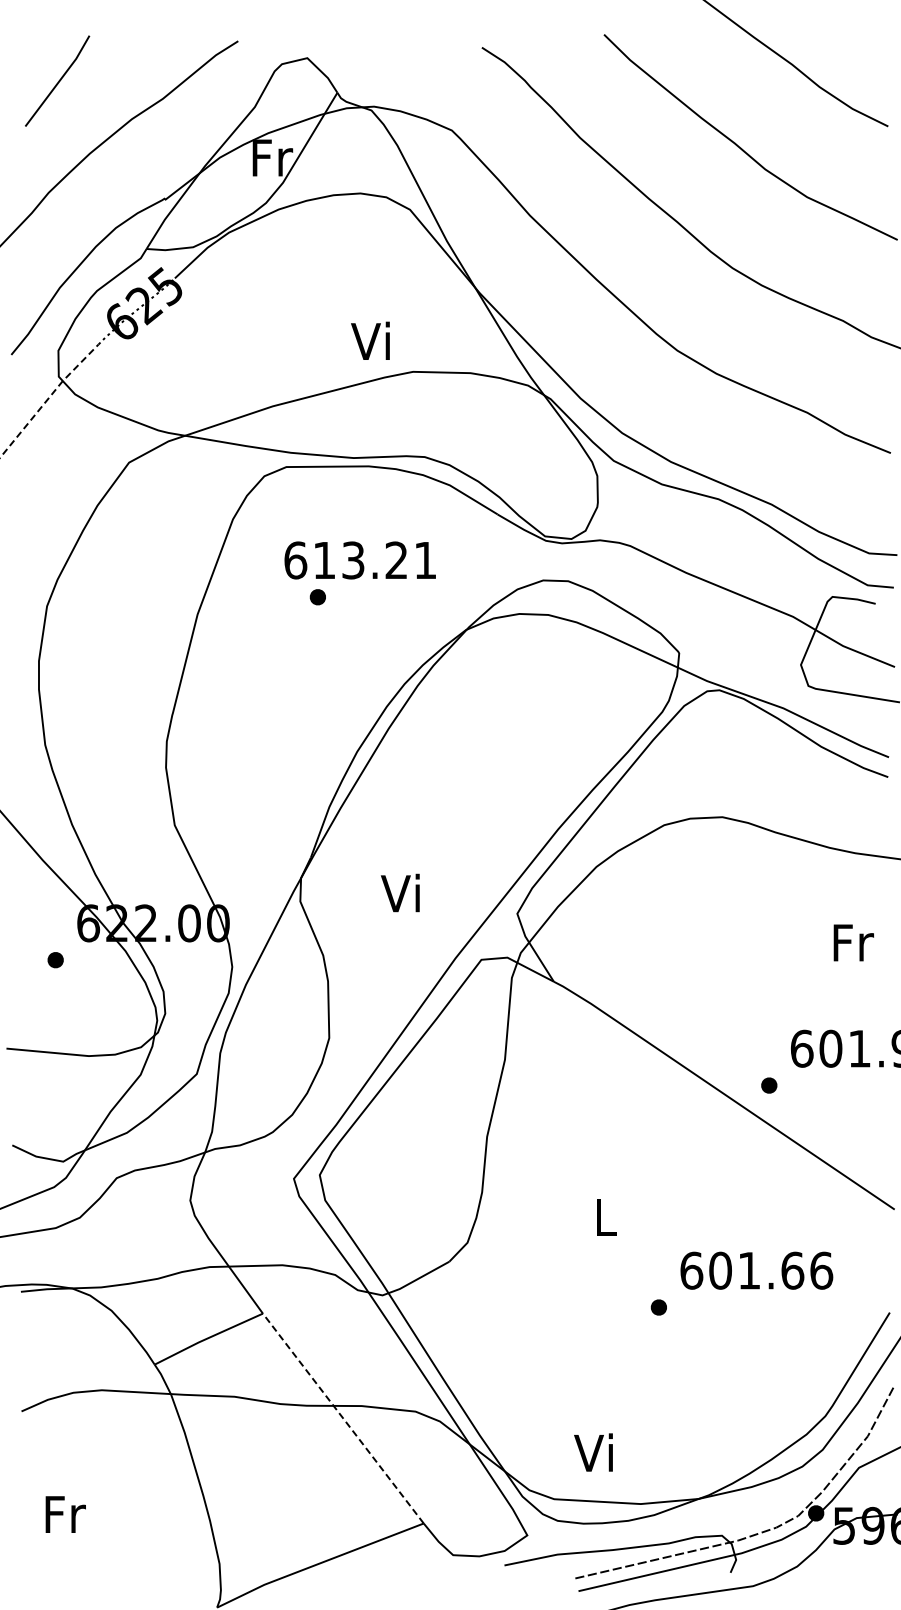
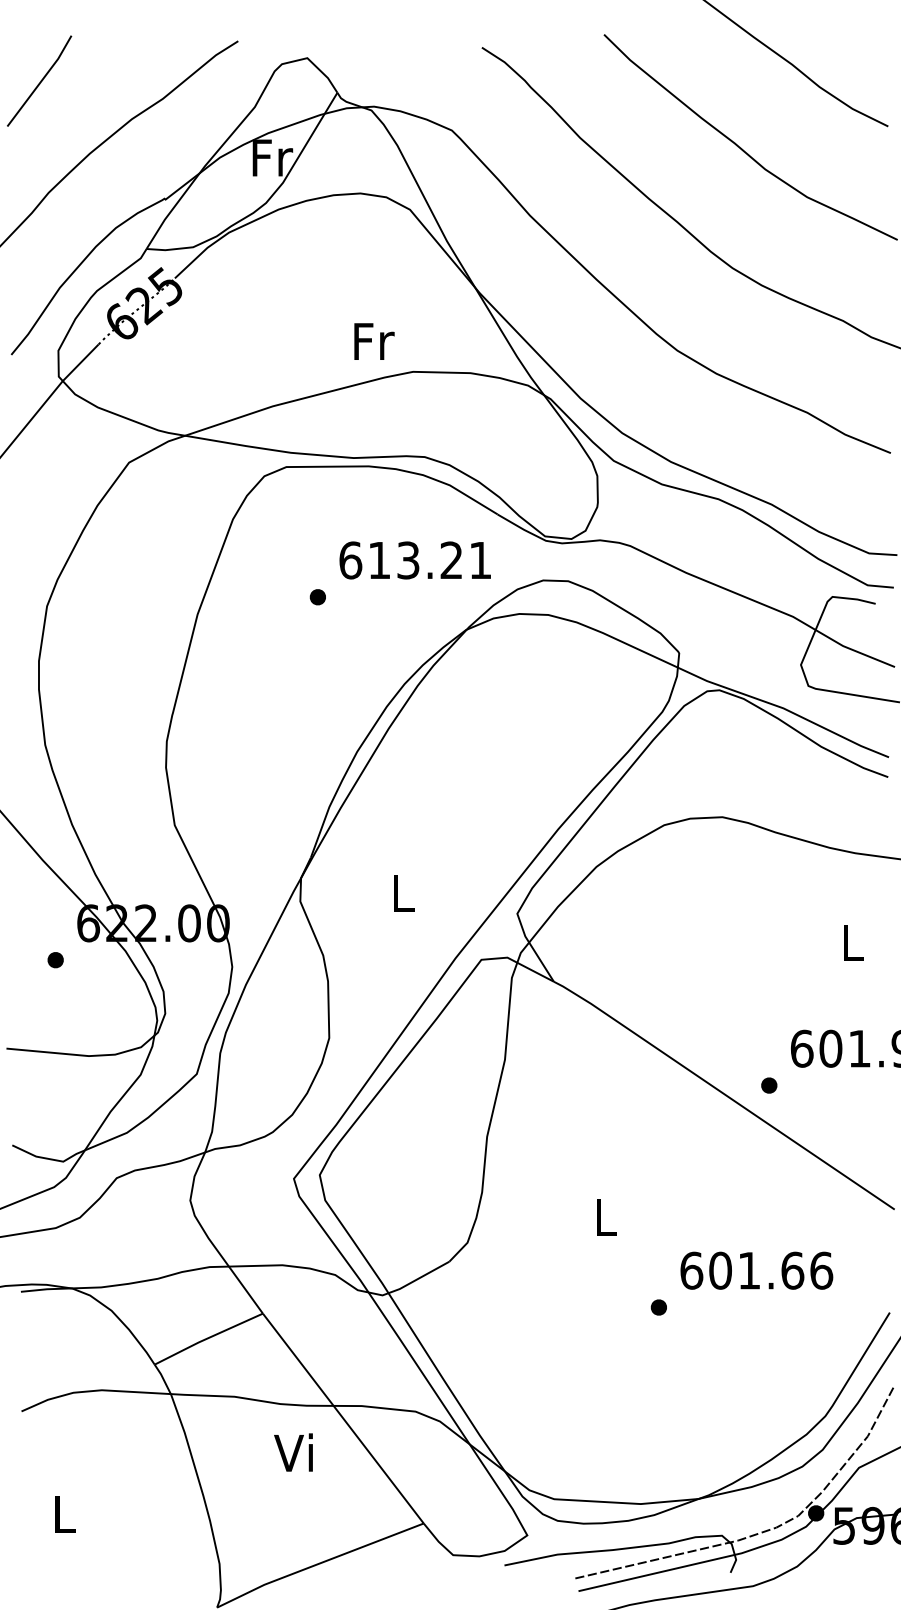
line position: (58, 80) -> (40, 80) (40, 80)
text: Vi -> Fr (372, 340)
line: dashed -> solid (48, 399)
text position: (359, 560) -> (414, 560) (414, 560)
text: Vi -> L (399, 892)
text: Fr -> L (853, 942)
line: dashed -> solid (343, 1418)
text position: (593, 1452) -> (293, 1452) (293, 1452)
text: Fr -> L (65, 1514)
